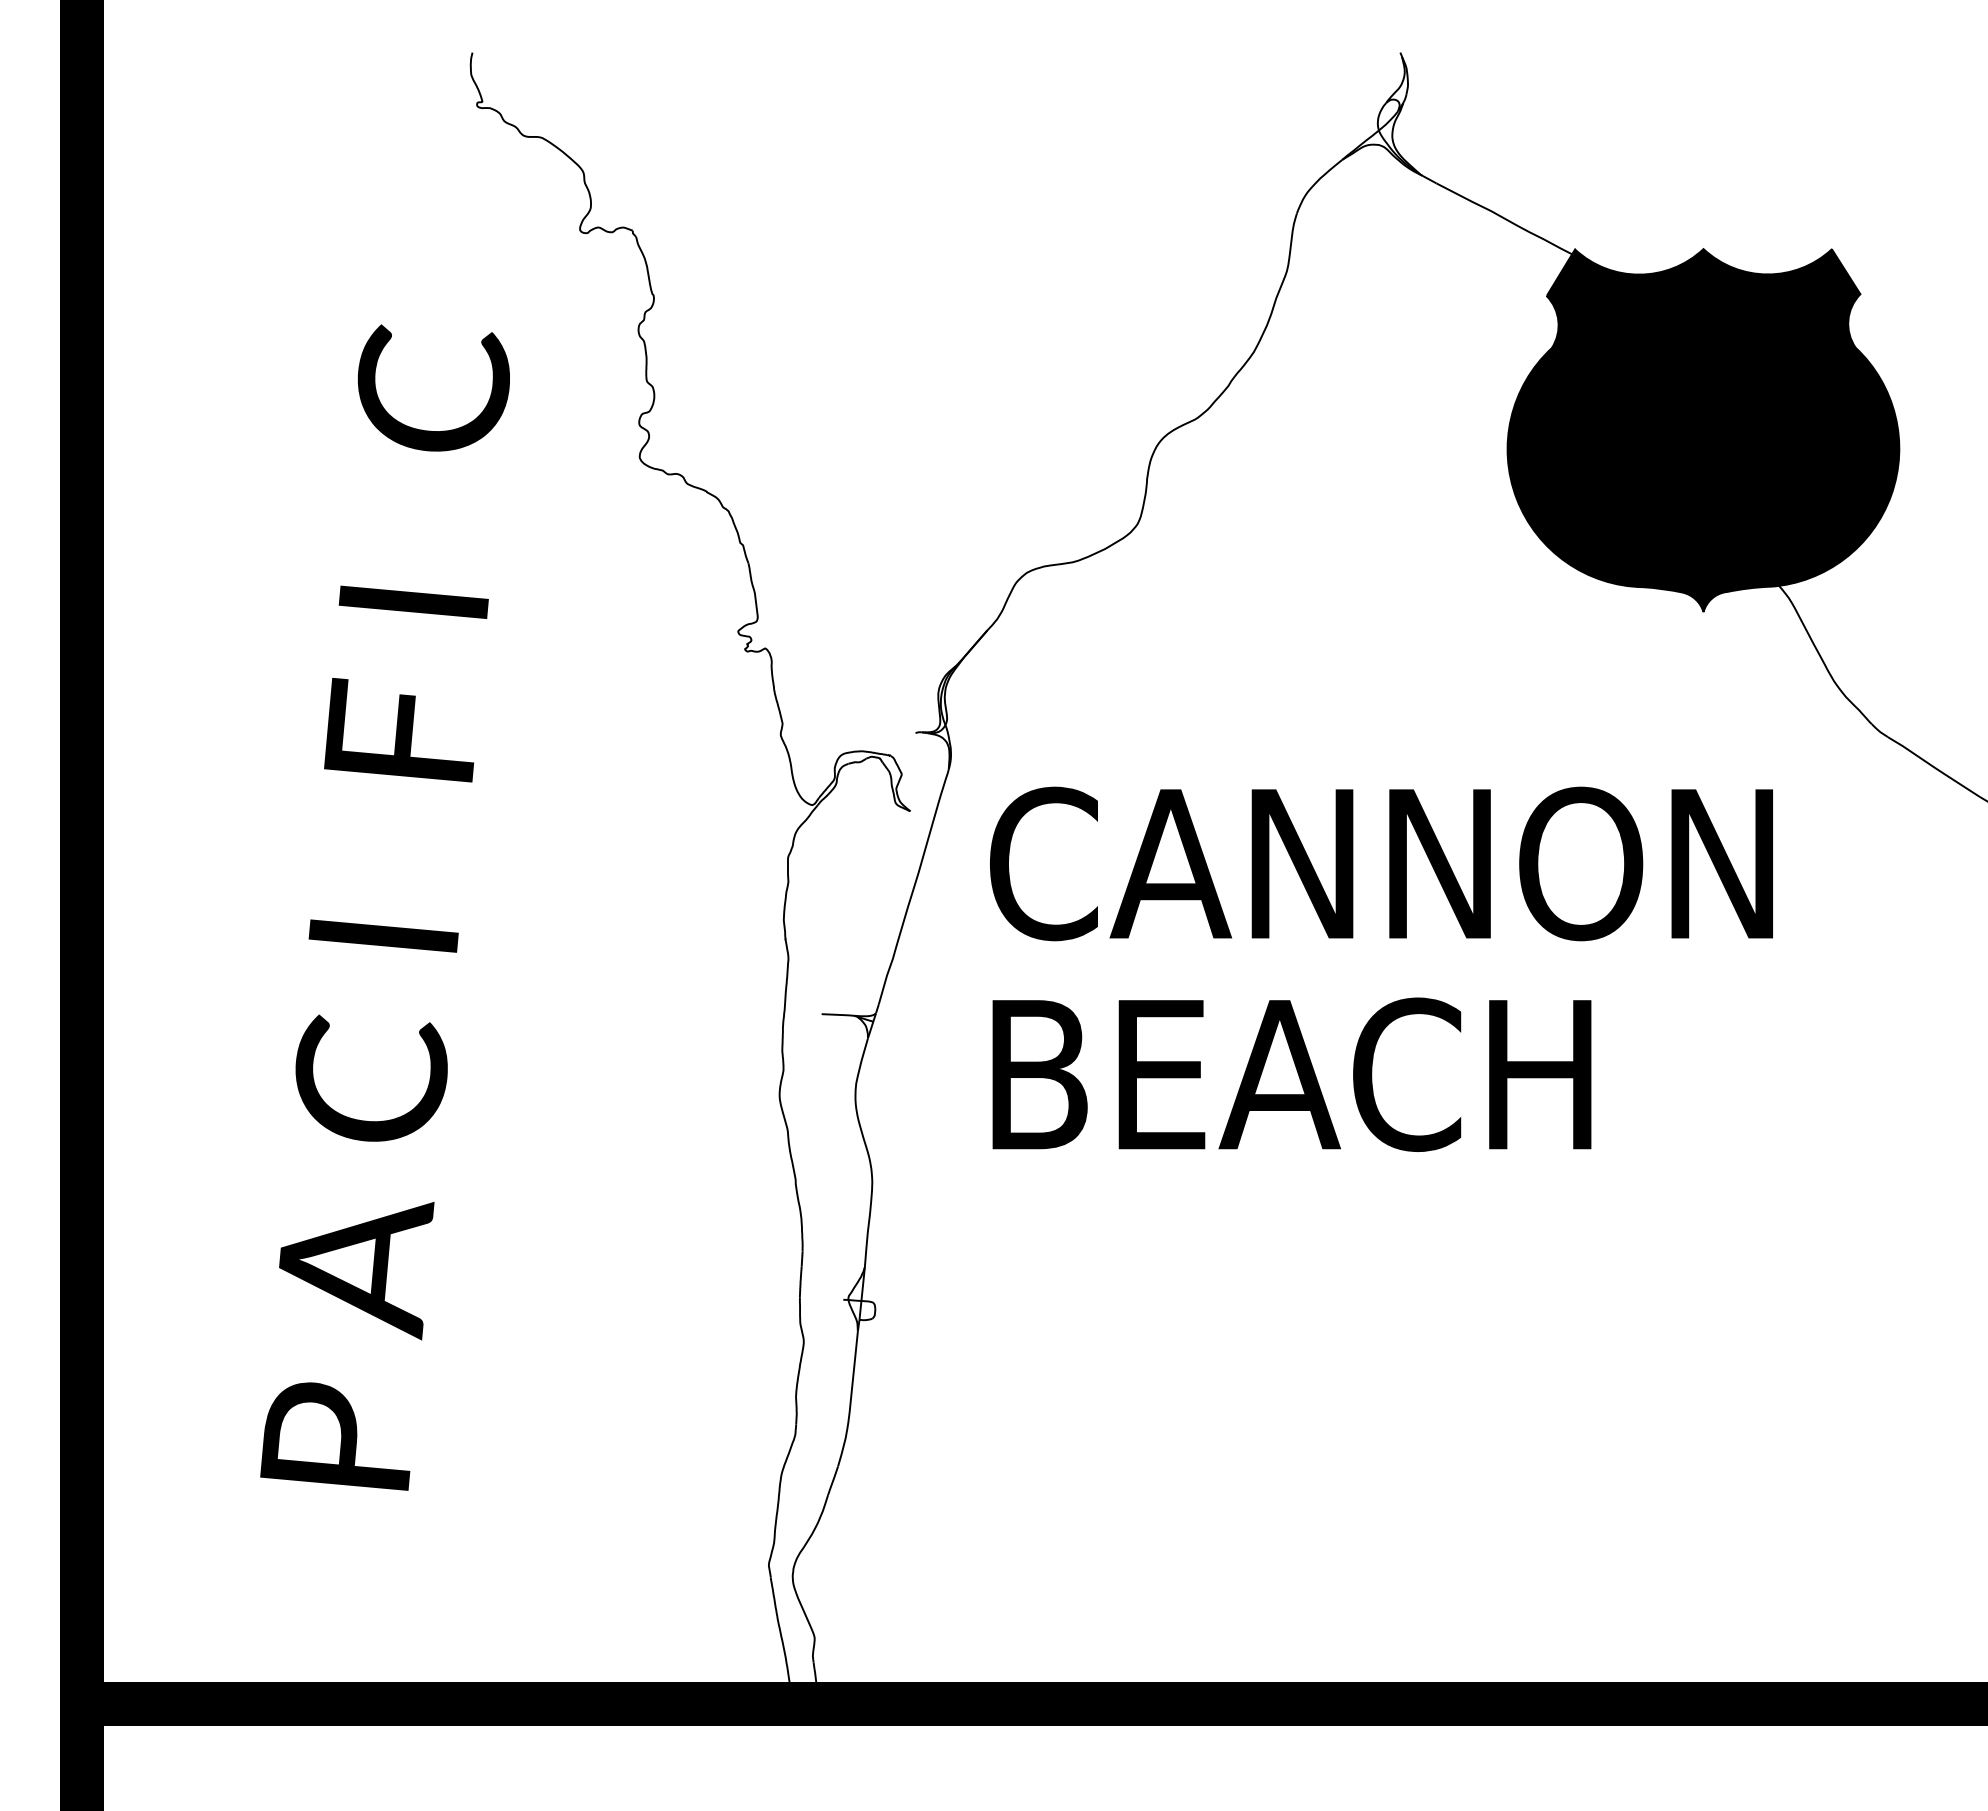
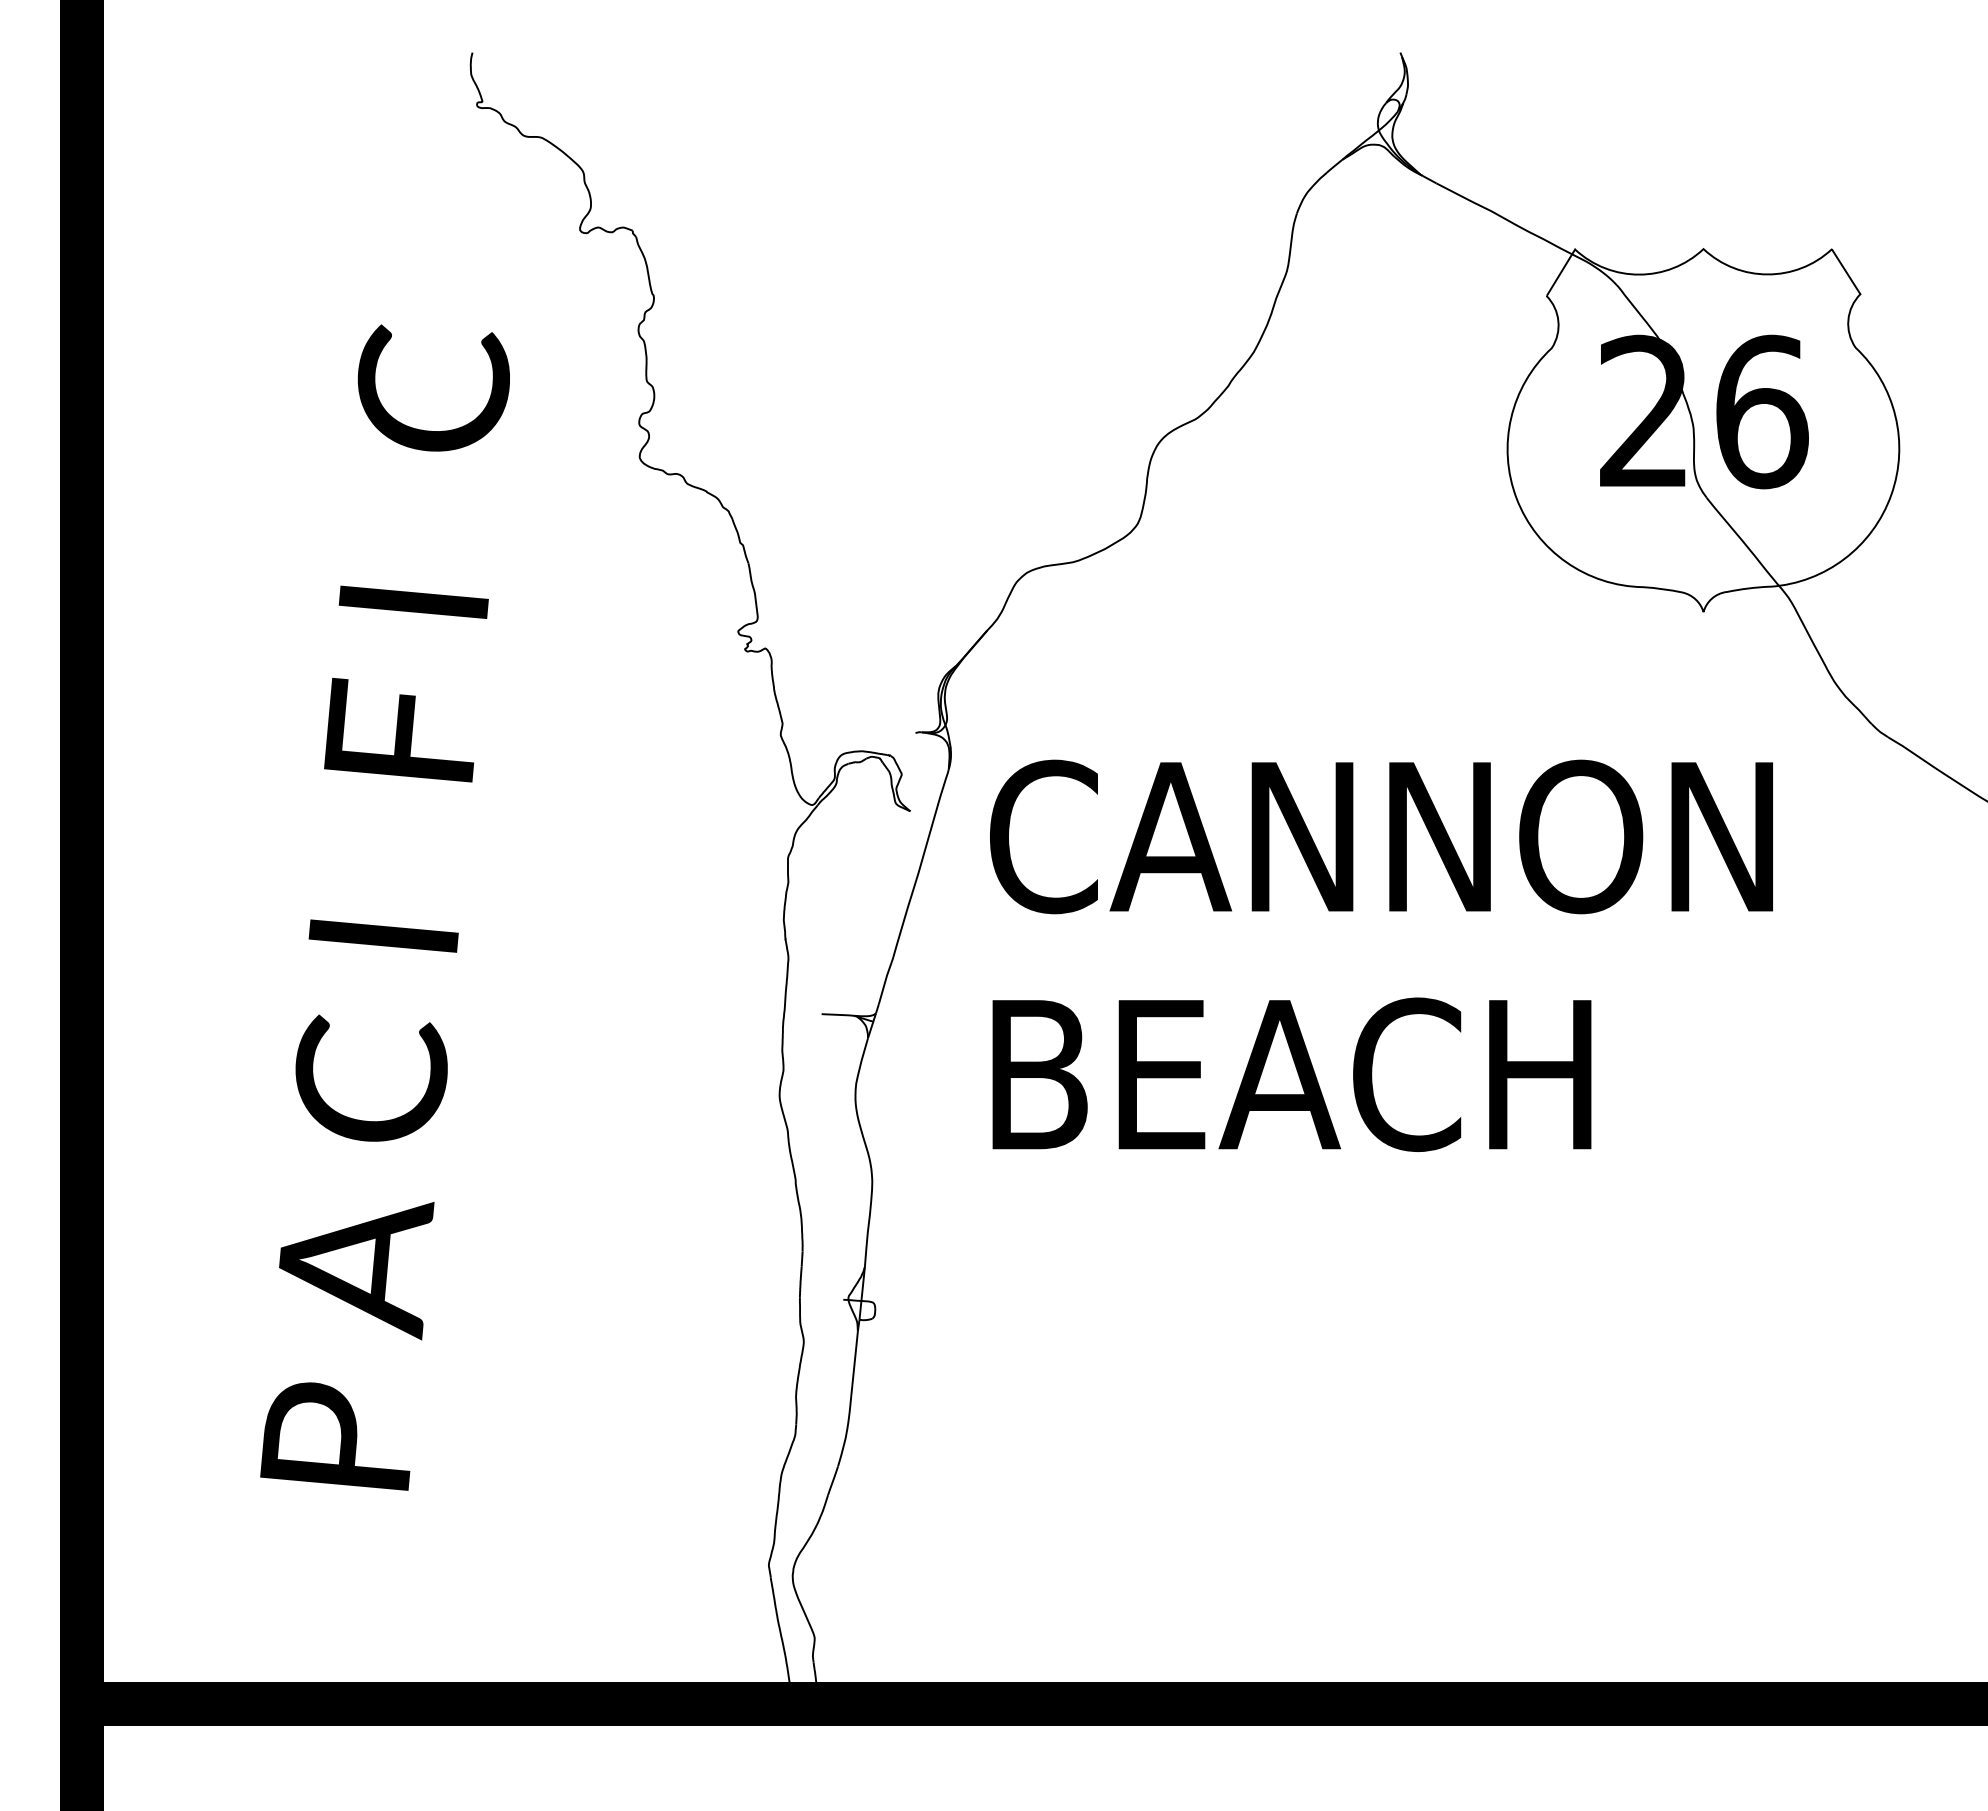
fill: present -> none (1703, 430)
text position: (1381, 863) -> (1381, 836) (1381, 836)
